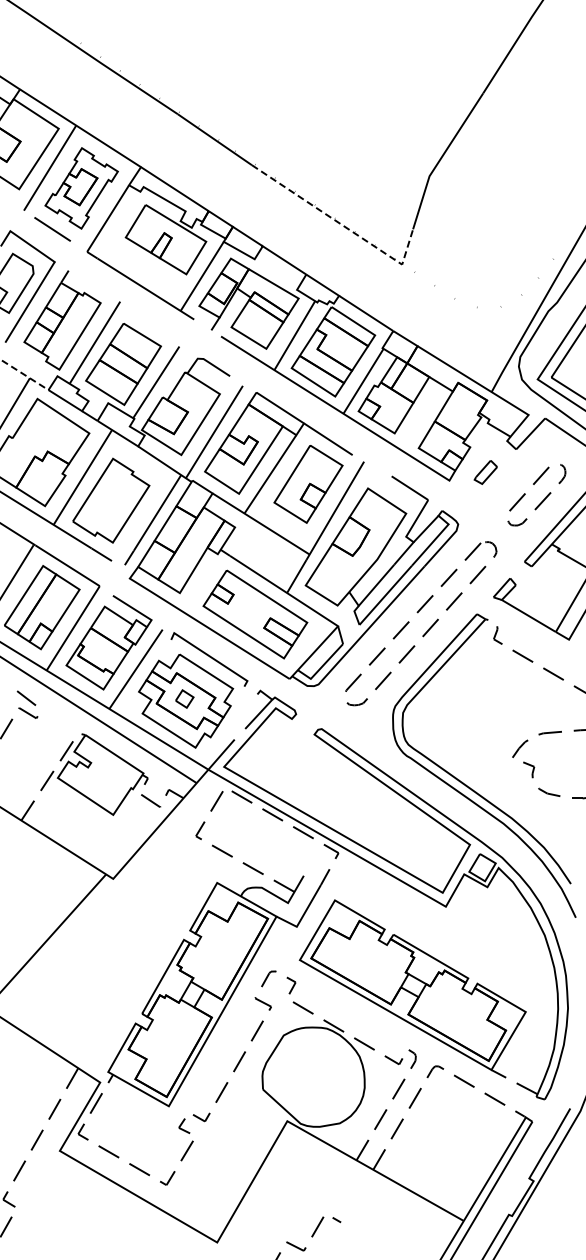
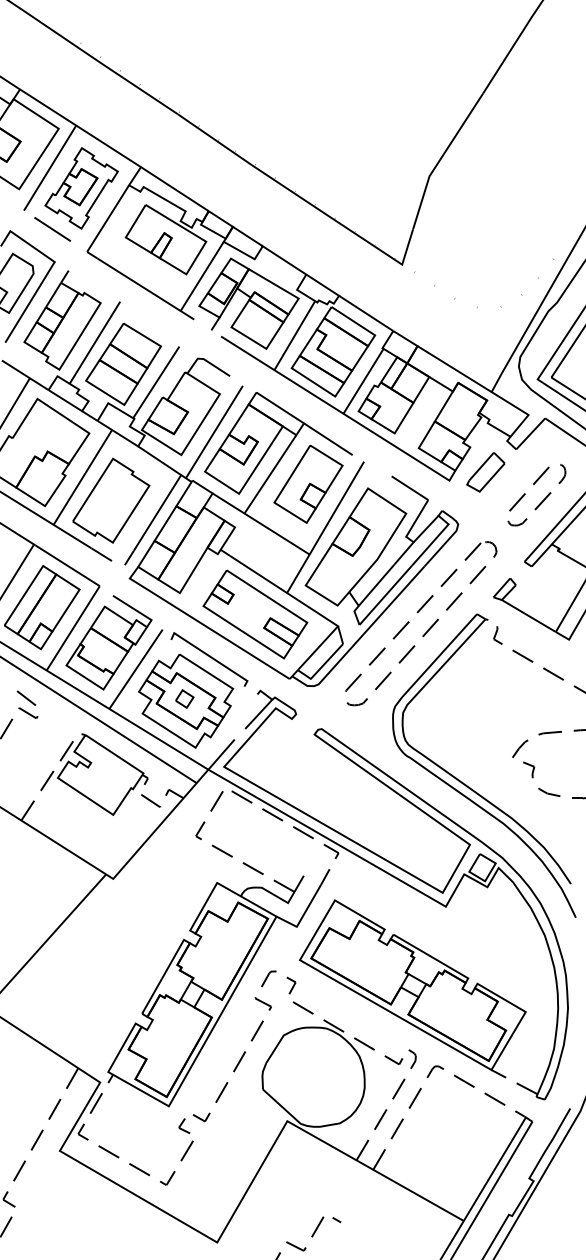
line: dashed -> solid (342, 225)
line: dashed -> solid (25, 375)
part size: 25x25 px -> 40x41 px (485, 472)
